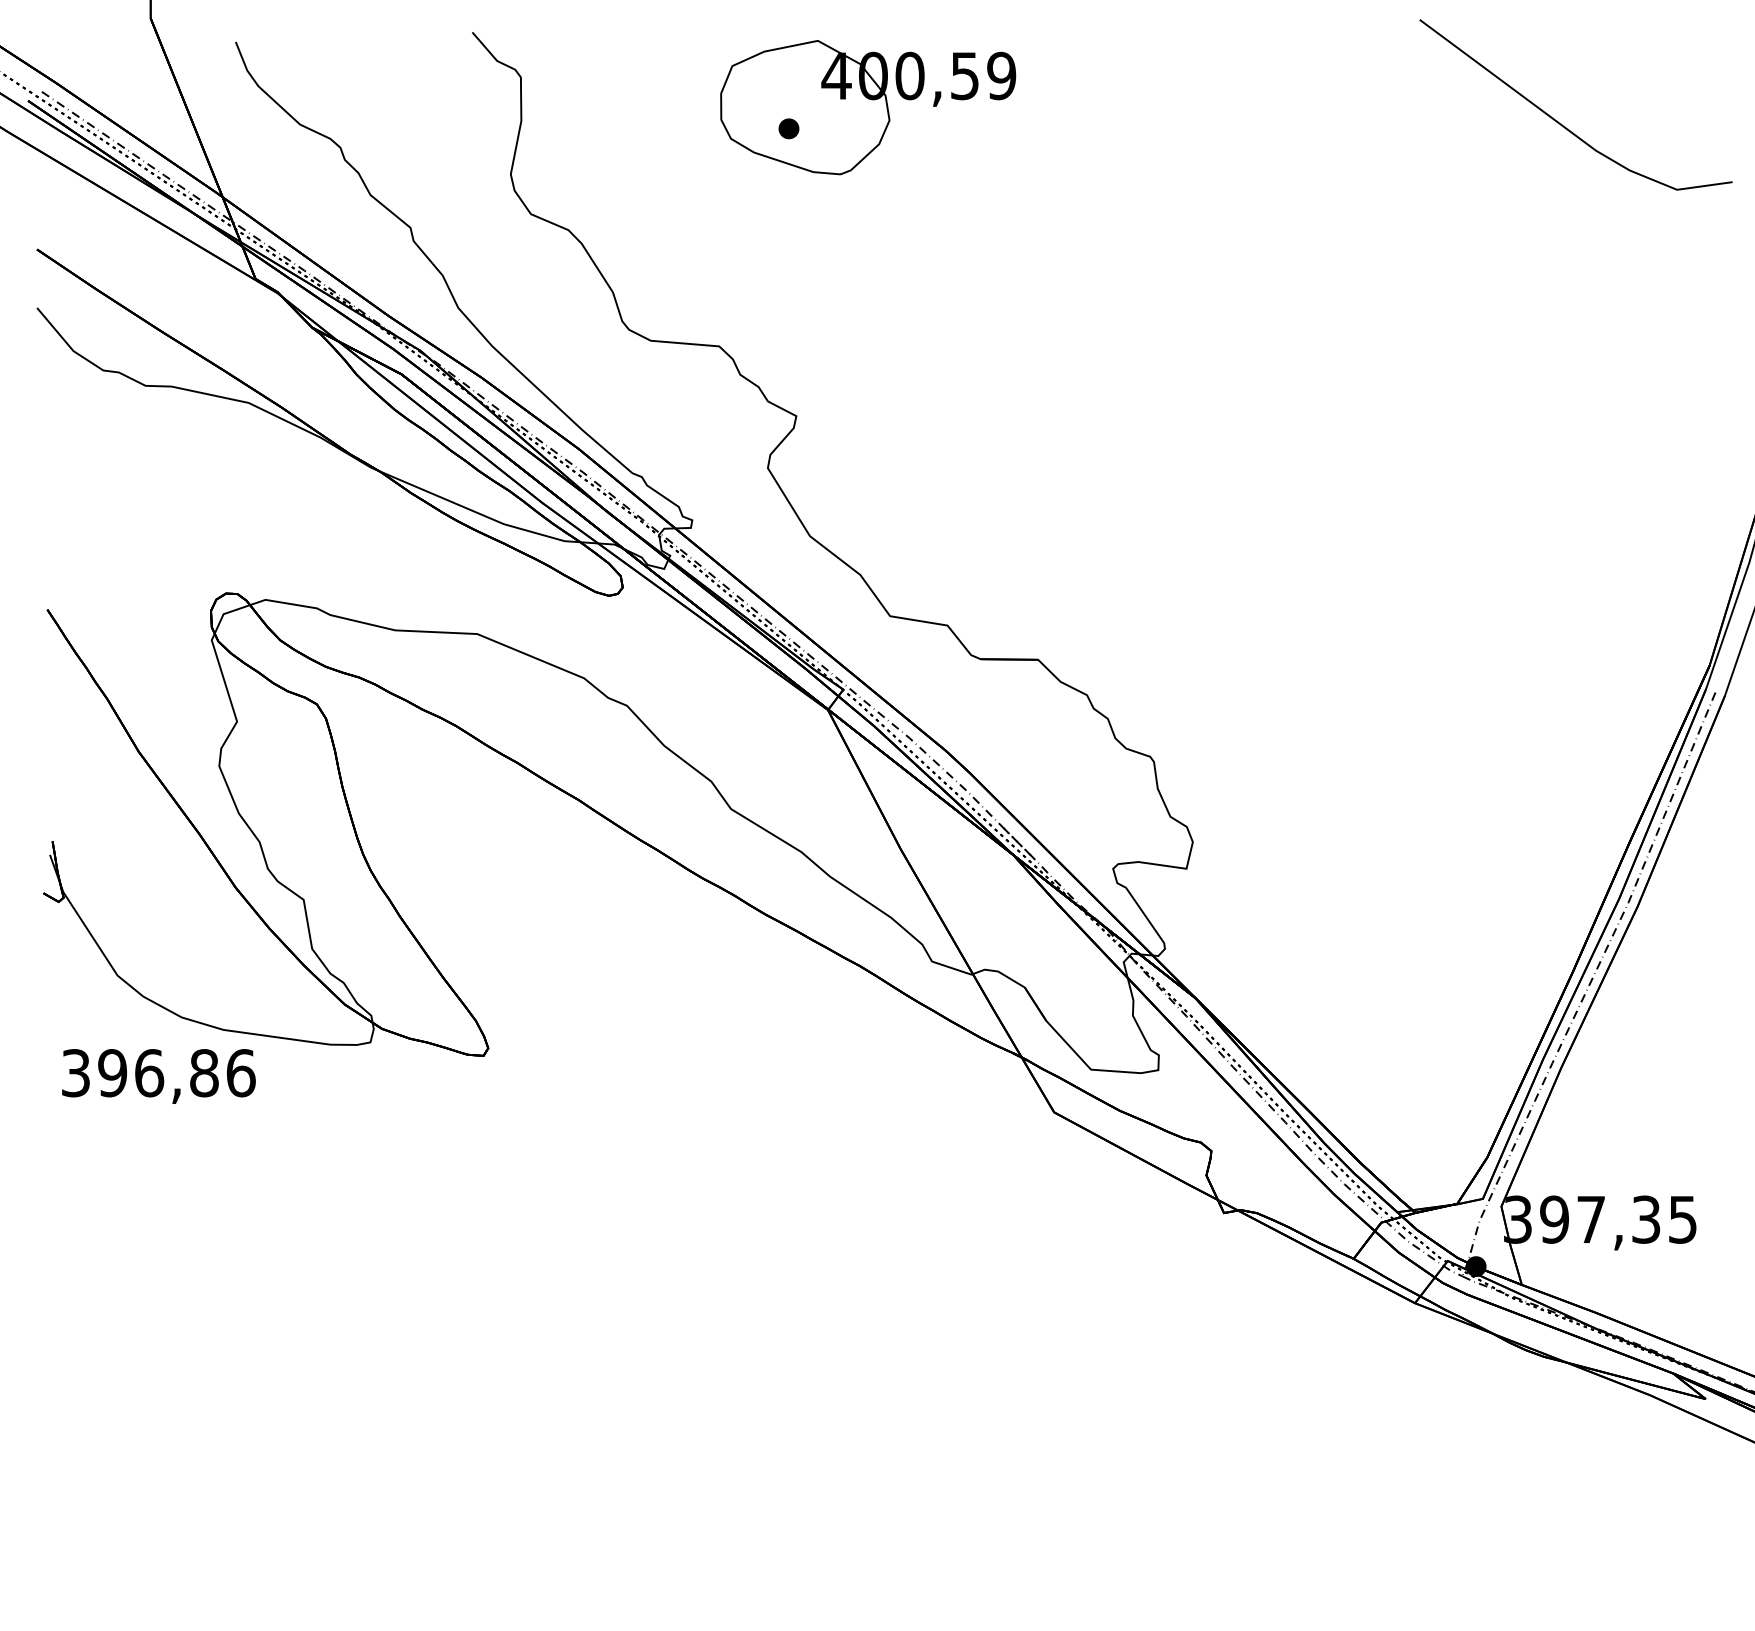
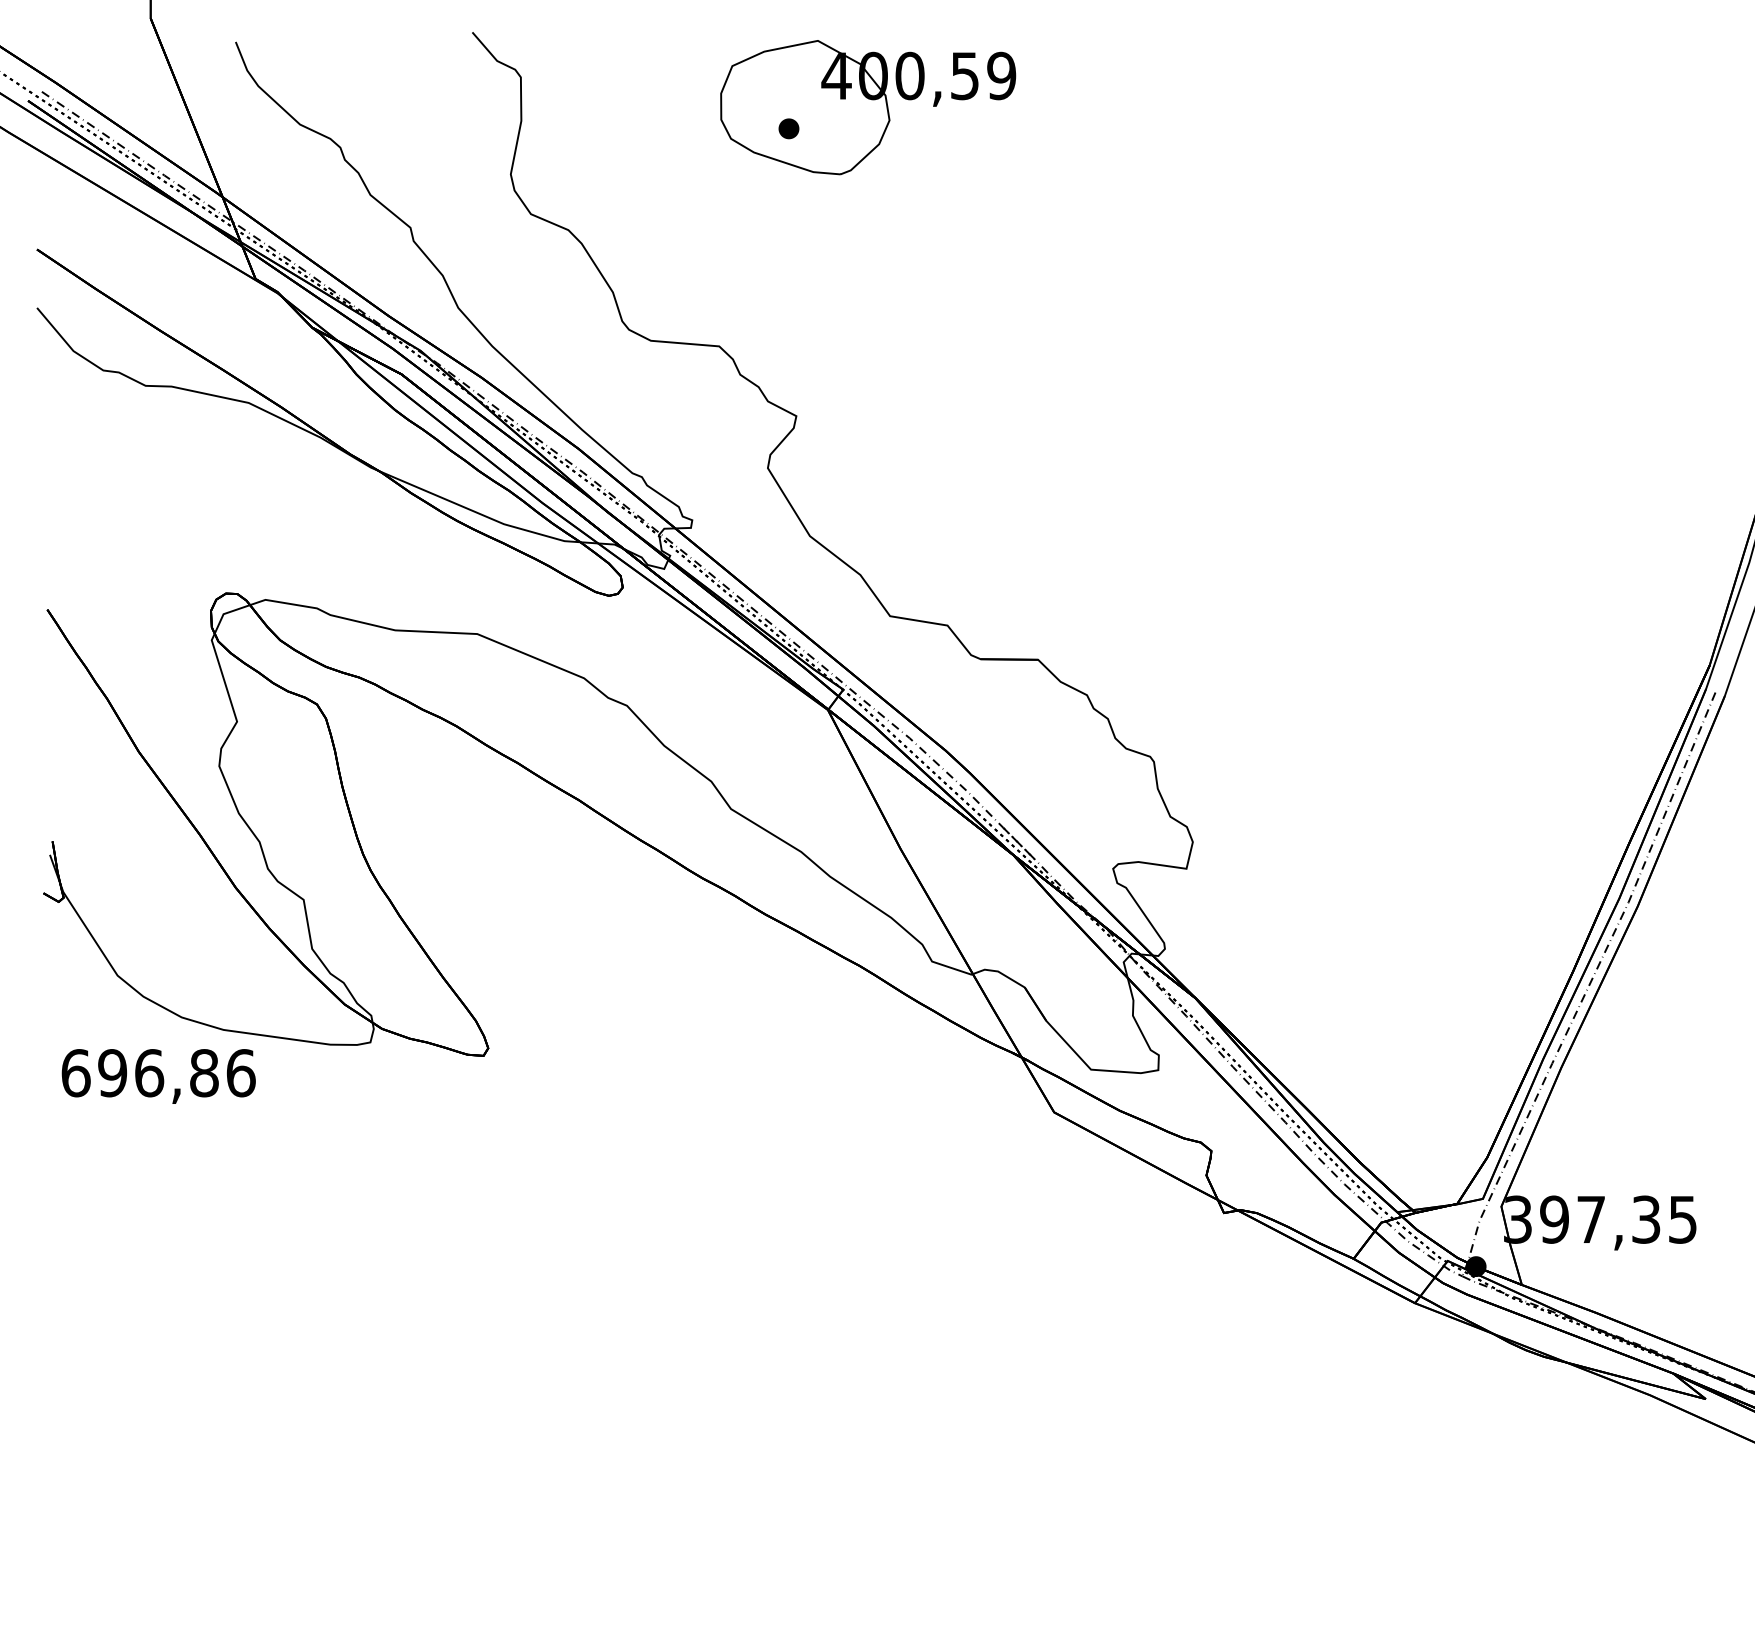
line: present -> none (1561, 123)
text: 396,86 -> 696,86 (75, 1073)
